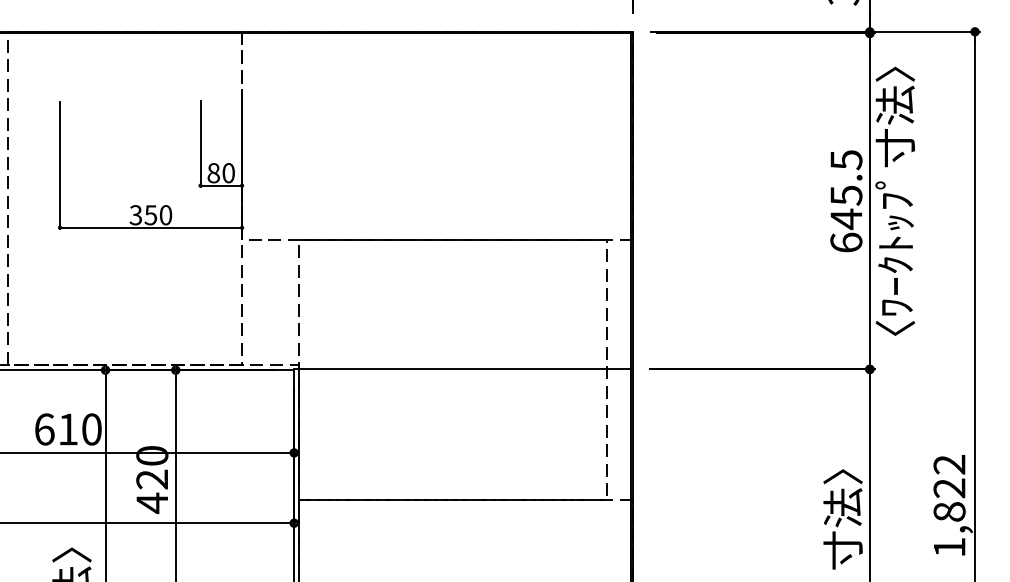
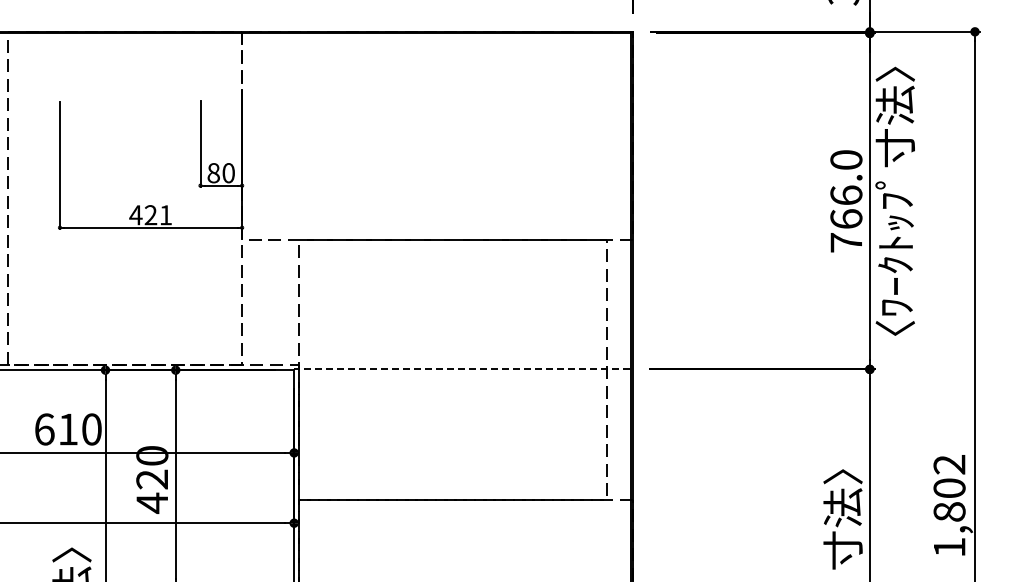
text: 645.5 -> 766.0 (846, 201)
text: 350 -> 421 (150, 215)
line: solid -> dashed (462, 369)
text: 1,822 -> 1,802 (949, 488)
